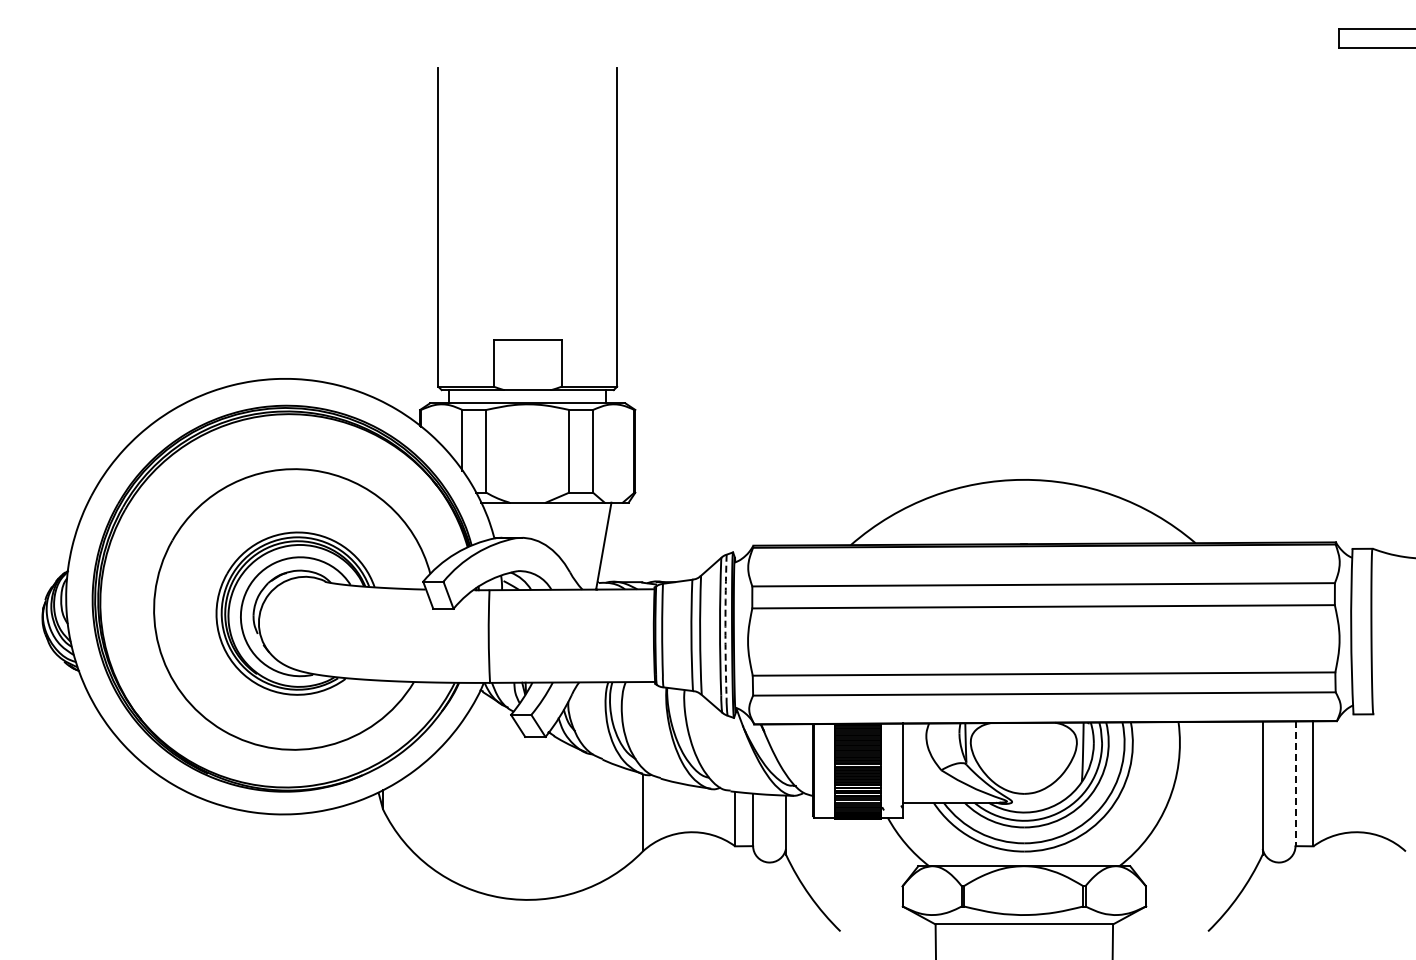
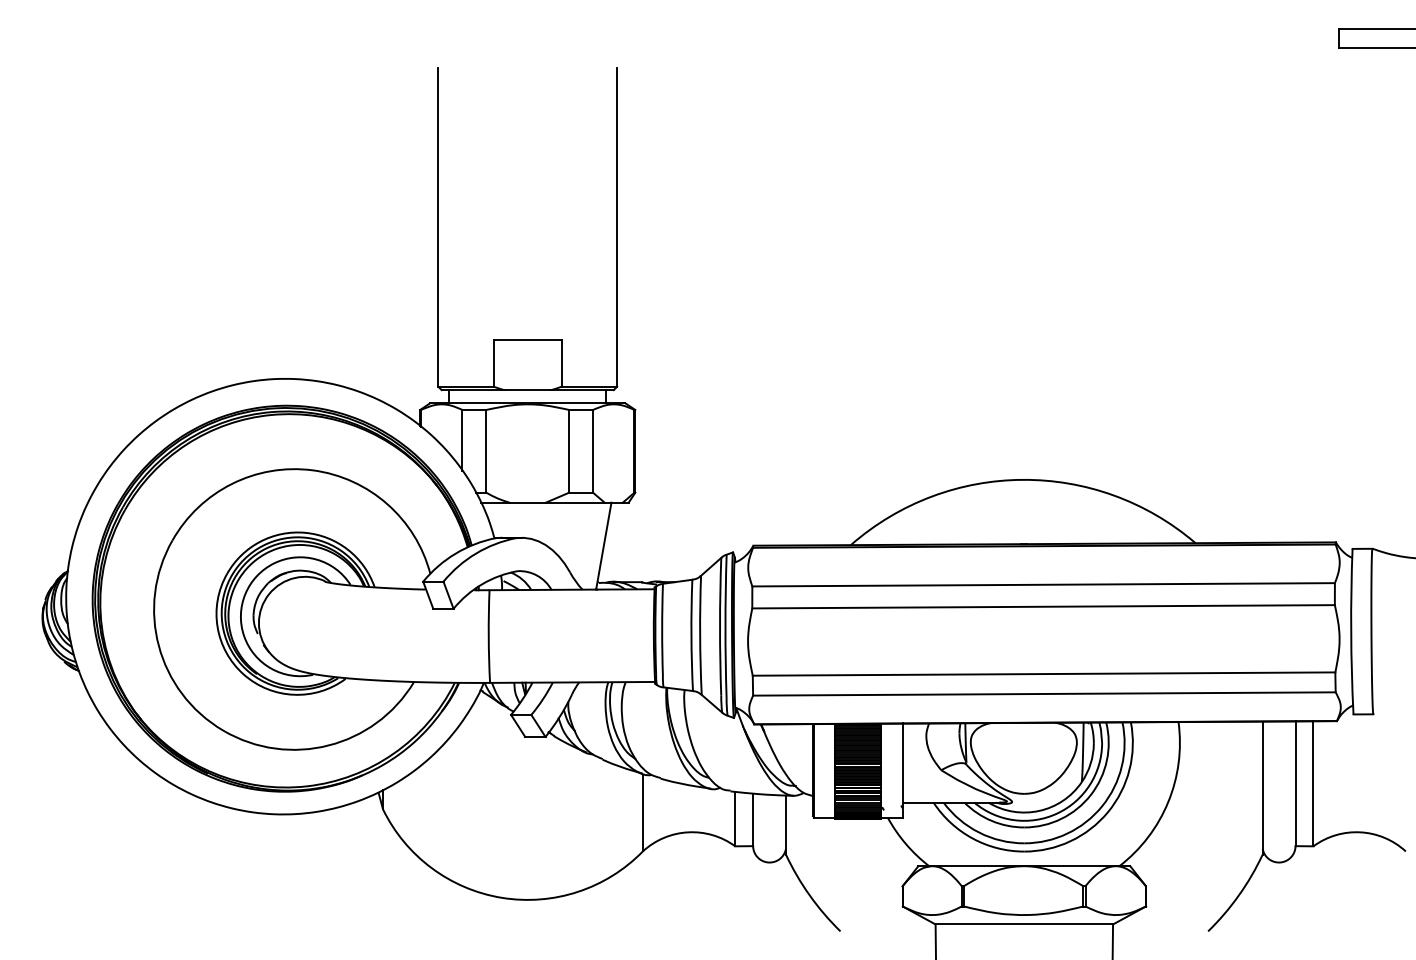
arc: dashed -> solid (725, 626)
line: dashed -> solid (1295, 784)
